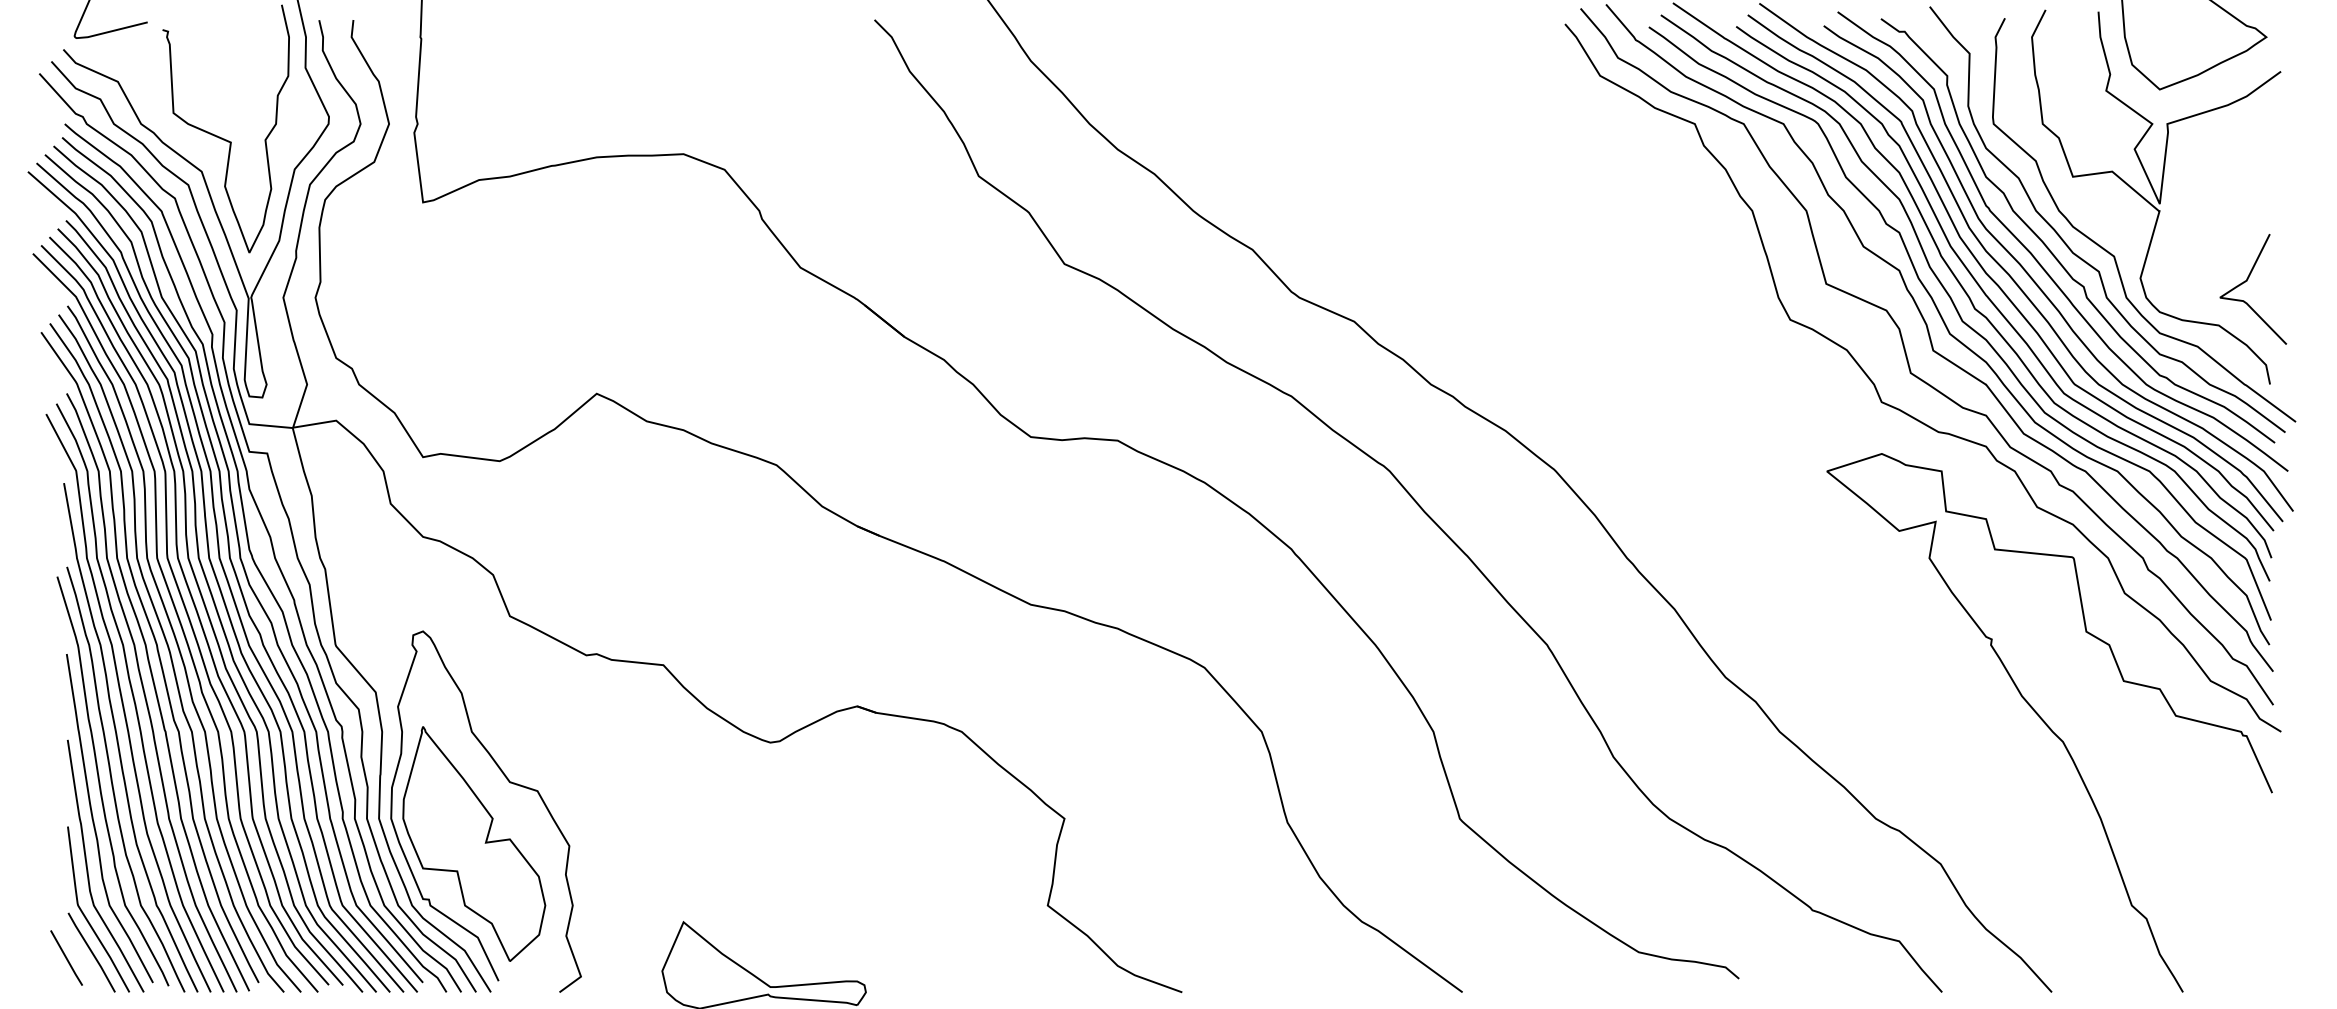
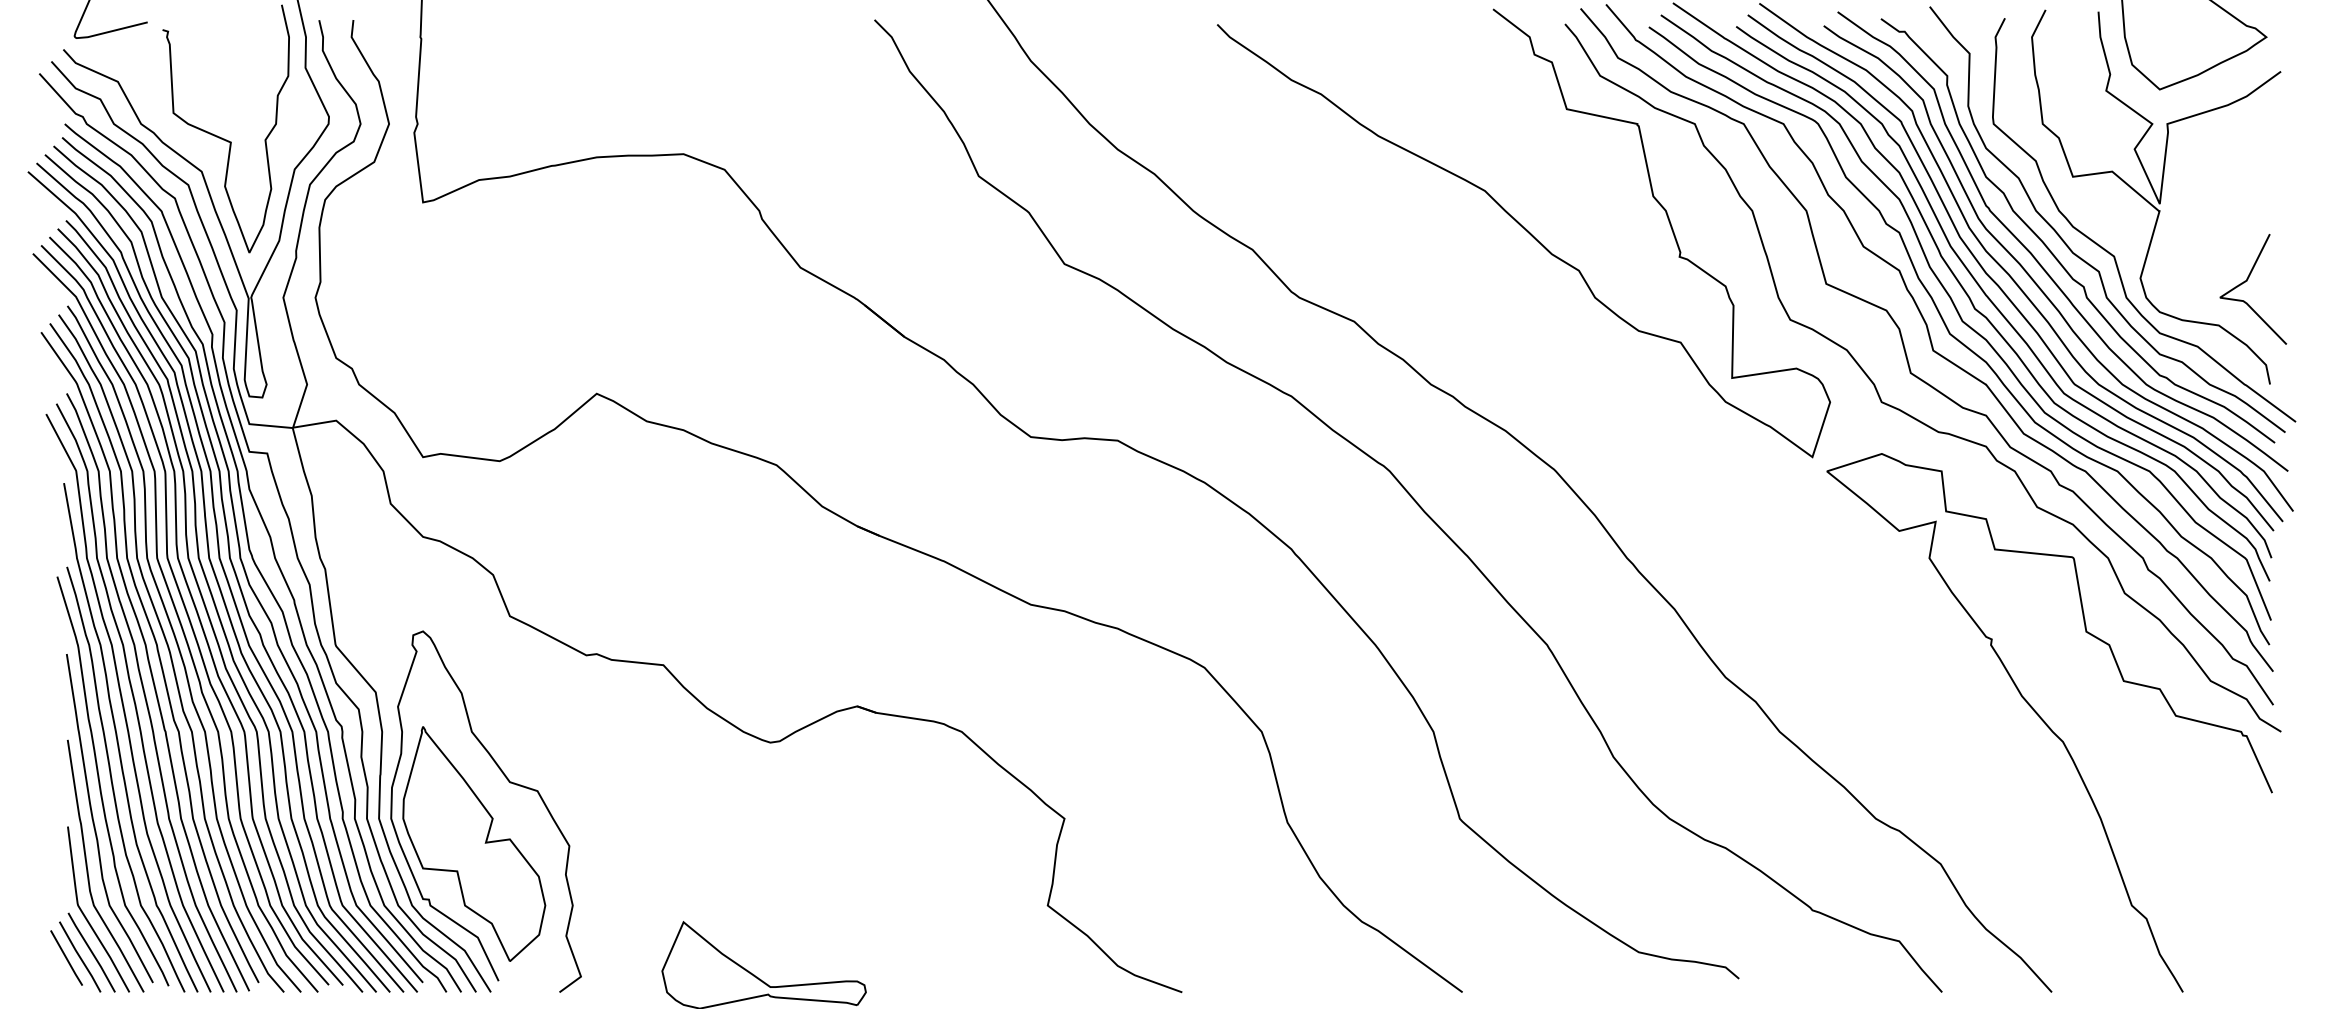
curve: none -> present (1525, 230)
line: none -> present (80, 956)
